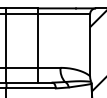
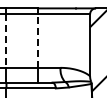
line: solid -> dashed (6, 41)
line: solid -> dashed (38, 41)
